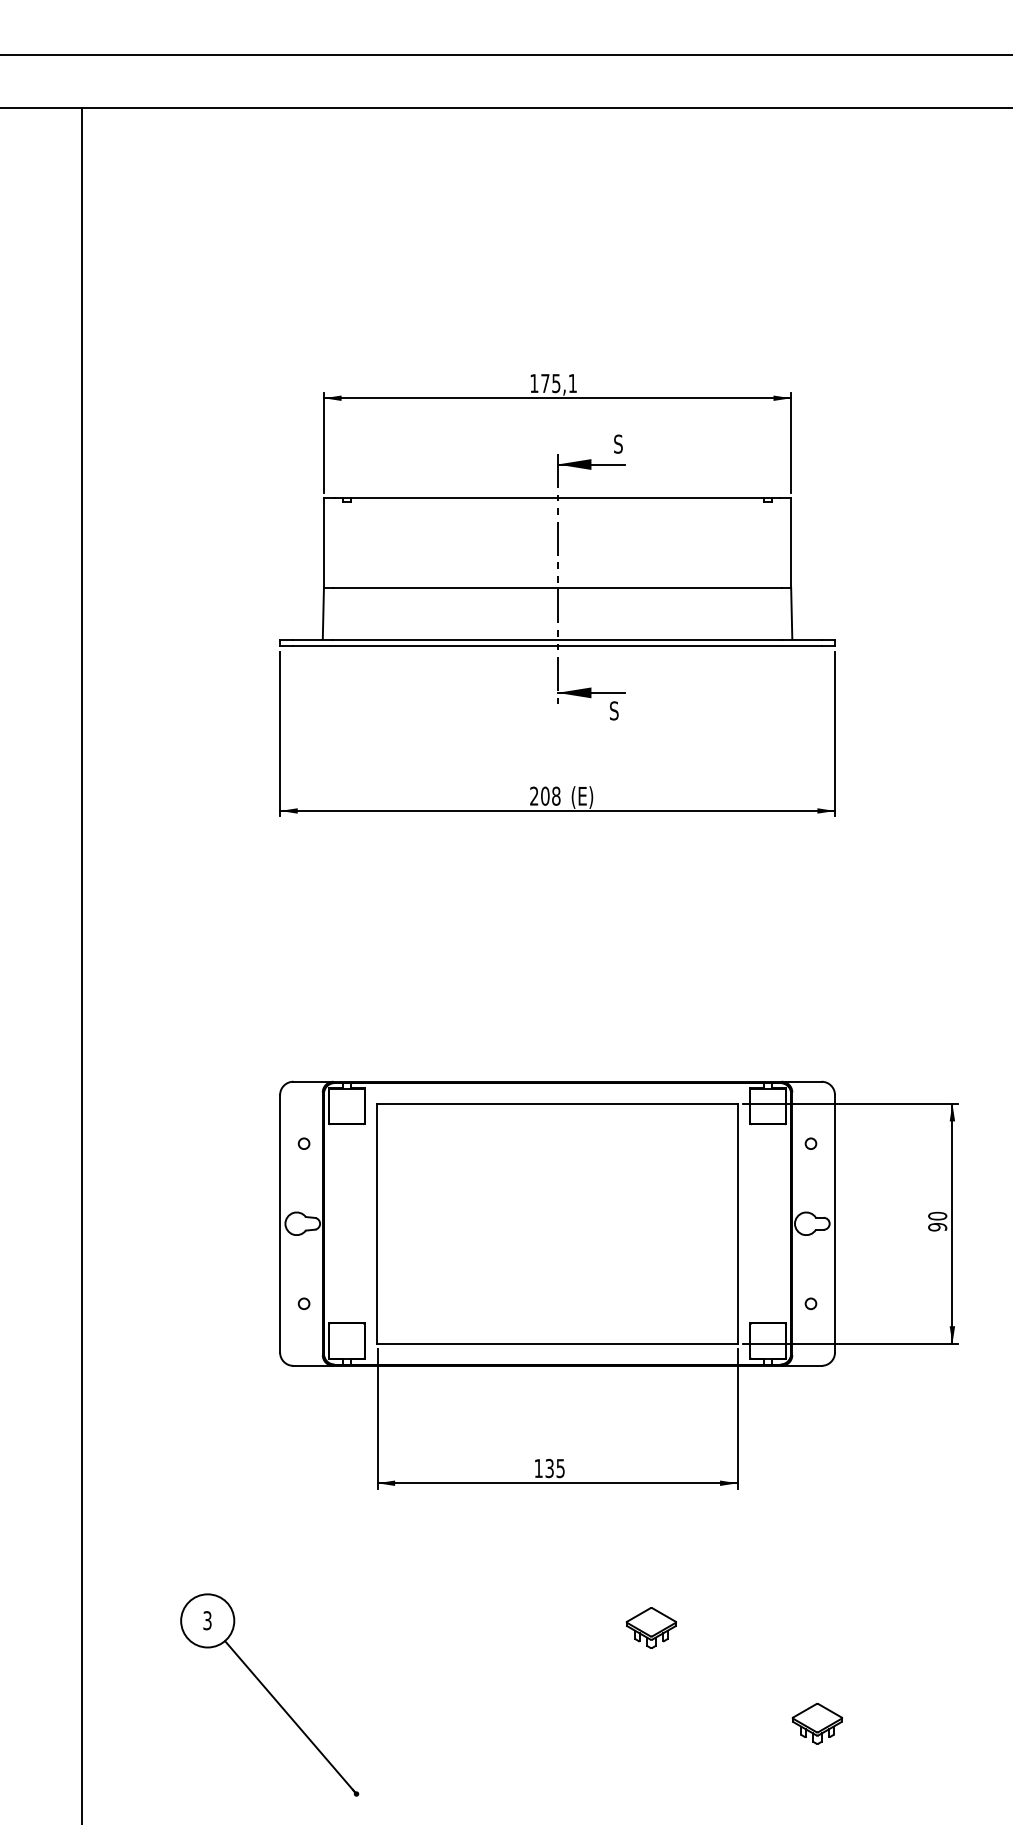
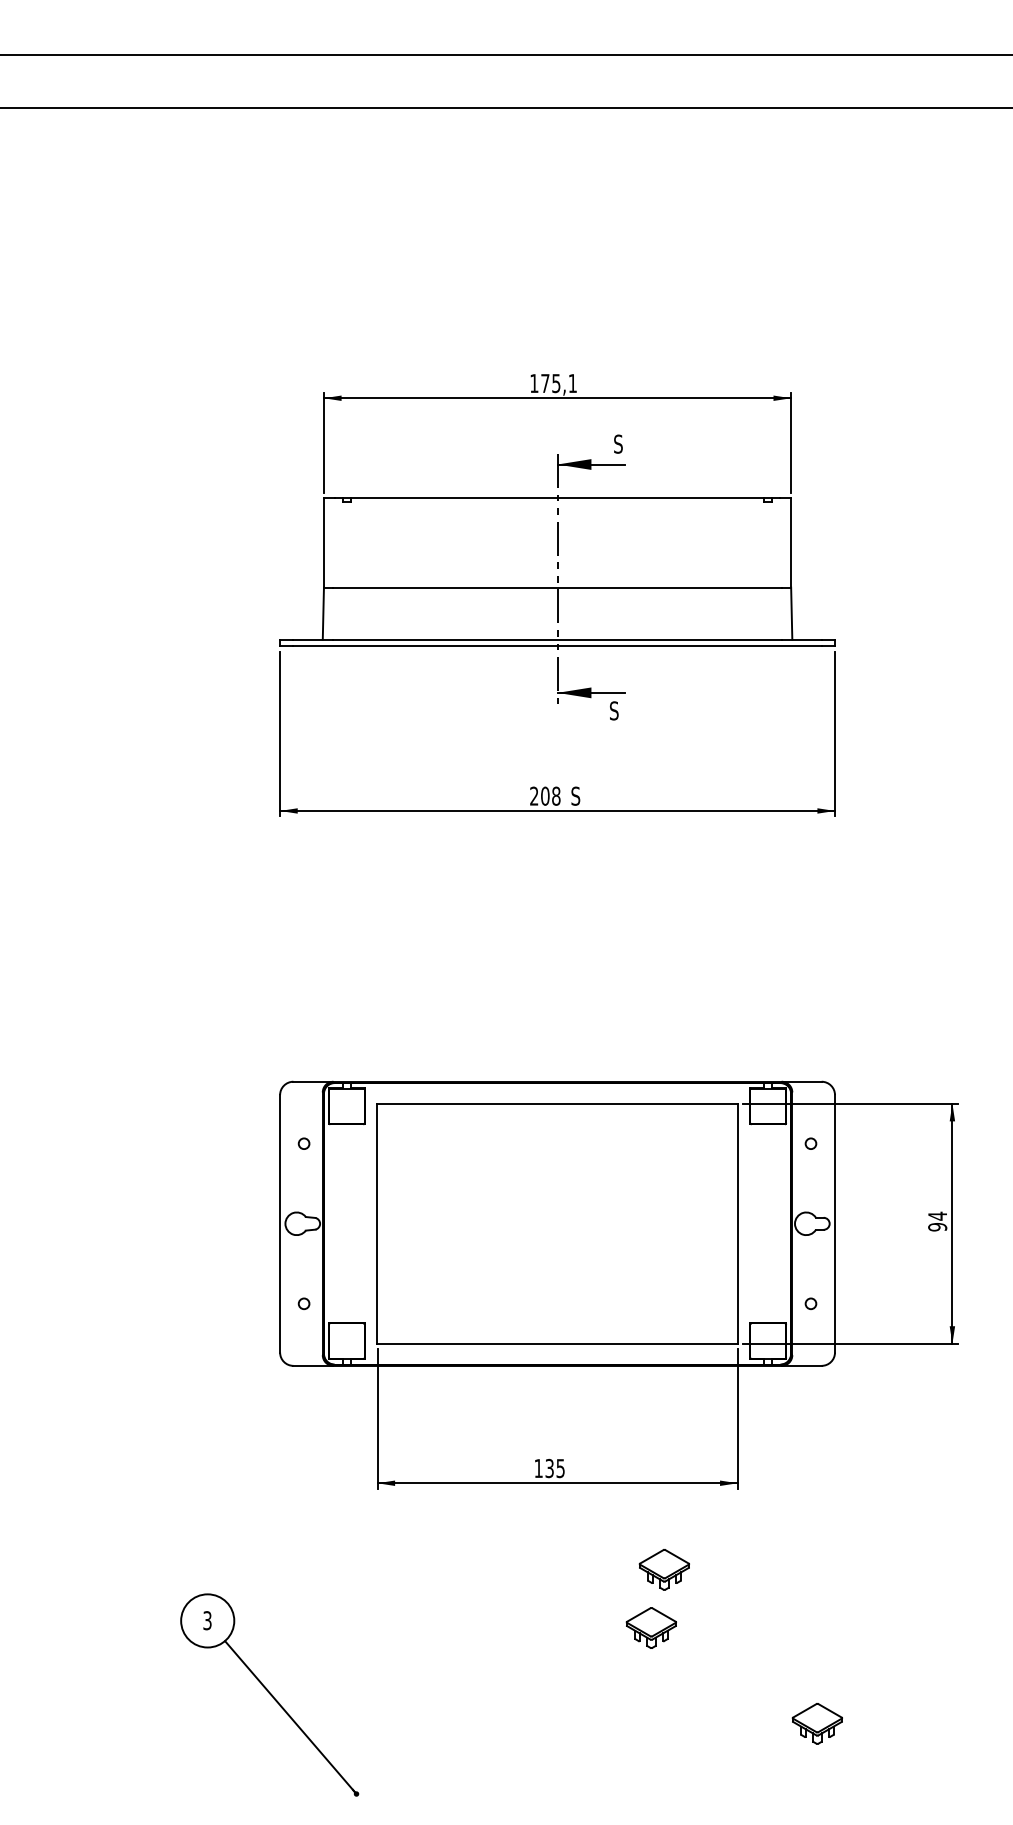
text: (E) -> S (582, 797)
line: present -> none (82, 964)
text: 90 -> 94 (937, 1215)
part: none -> present (663, 1569)
